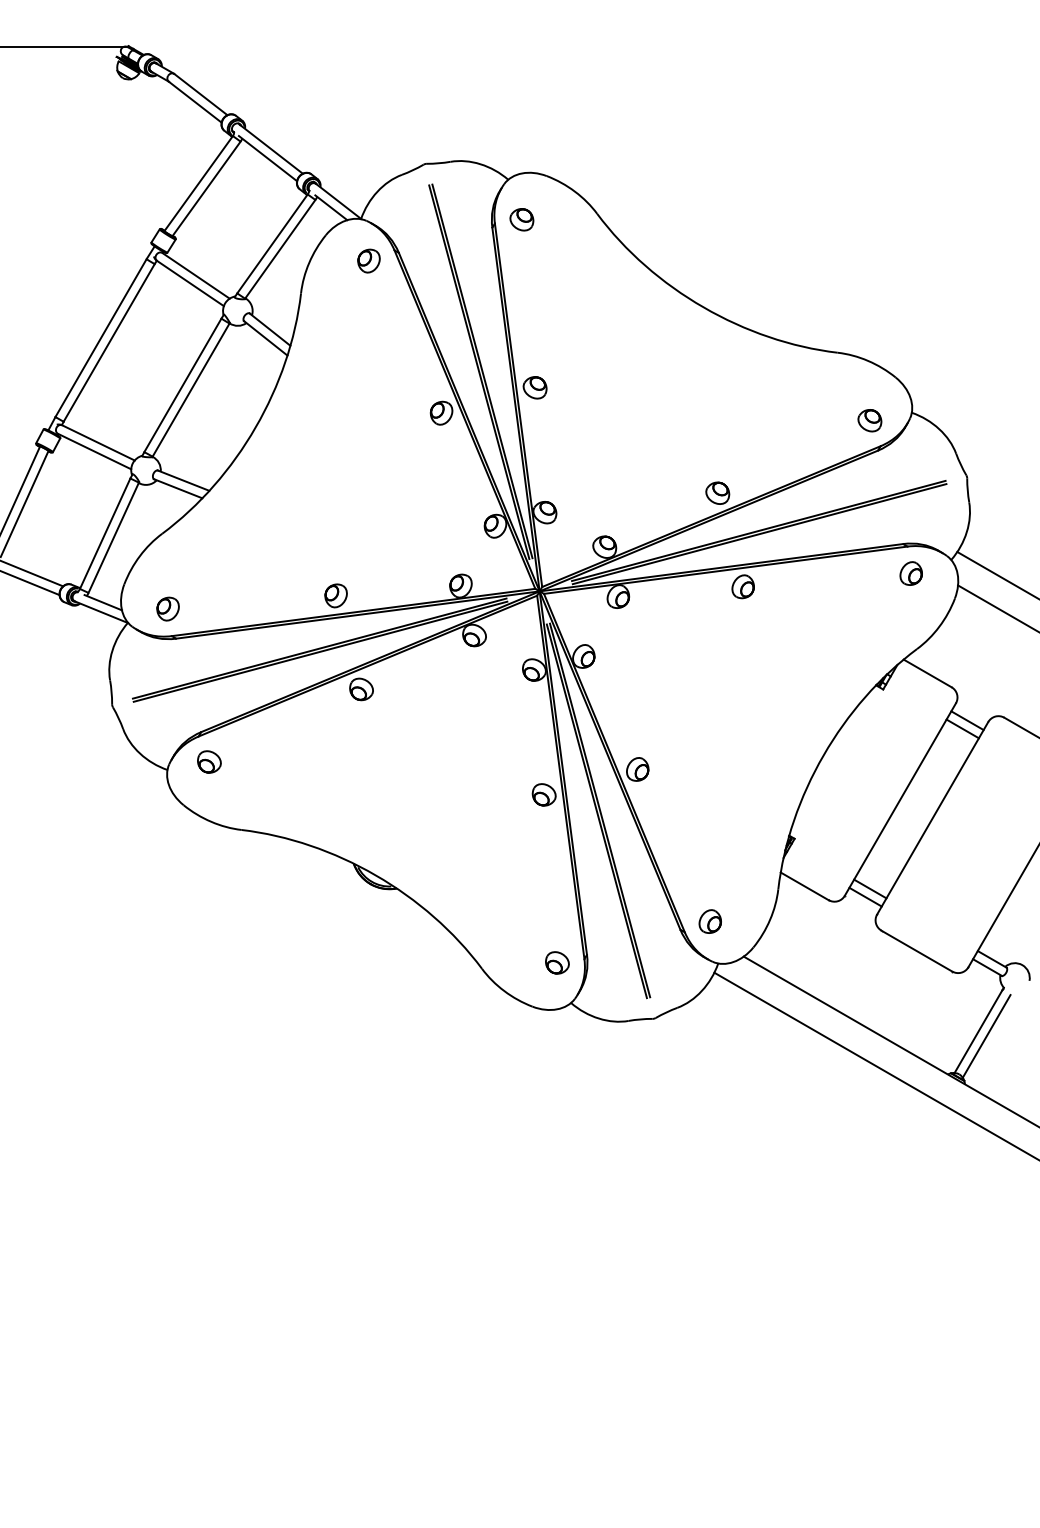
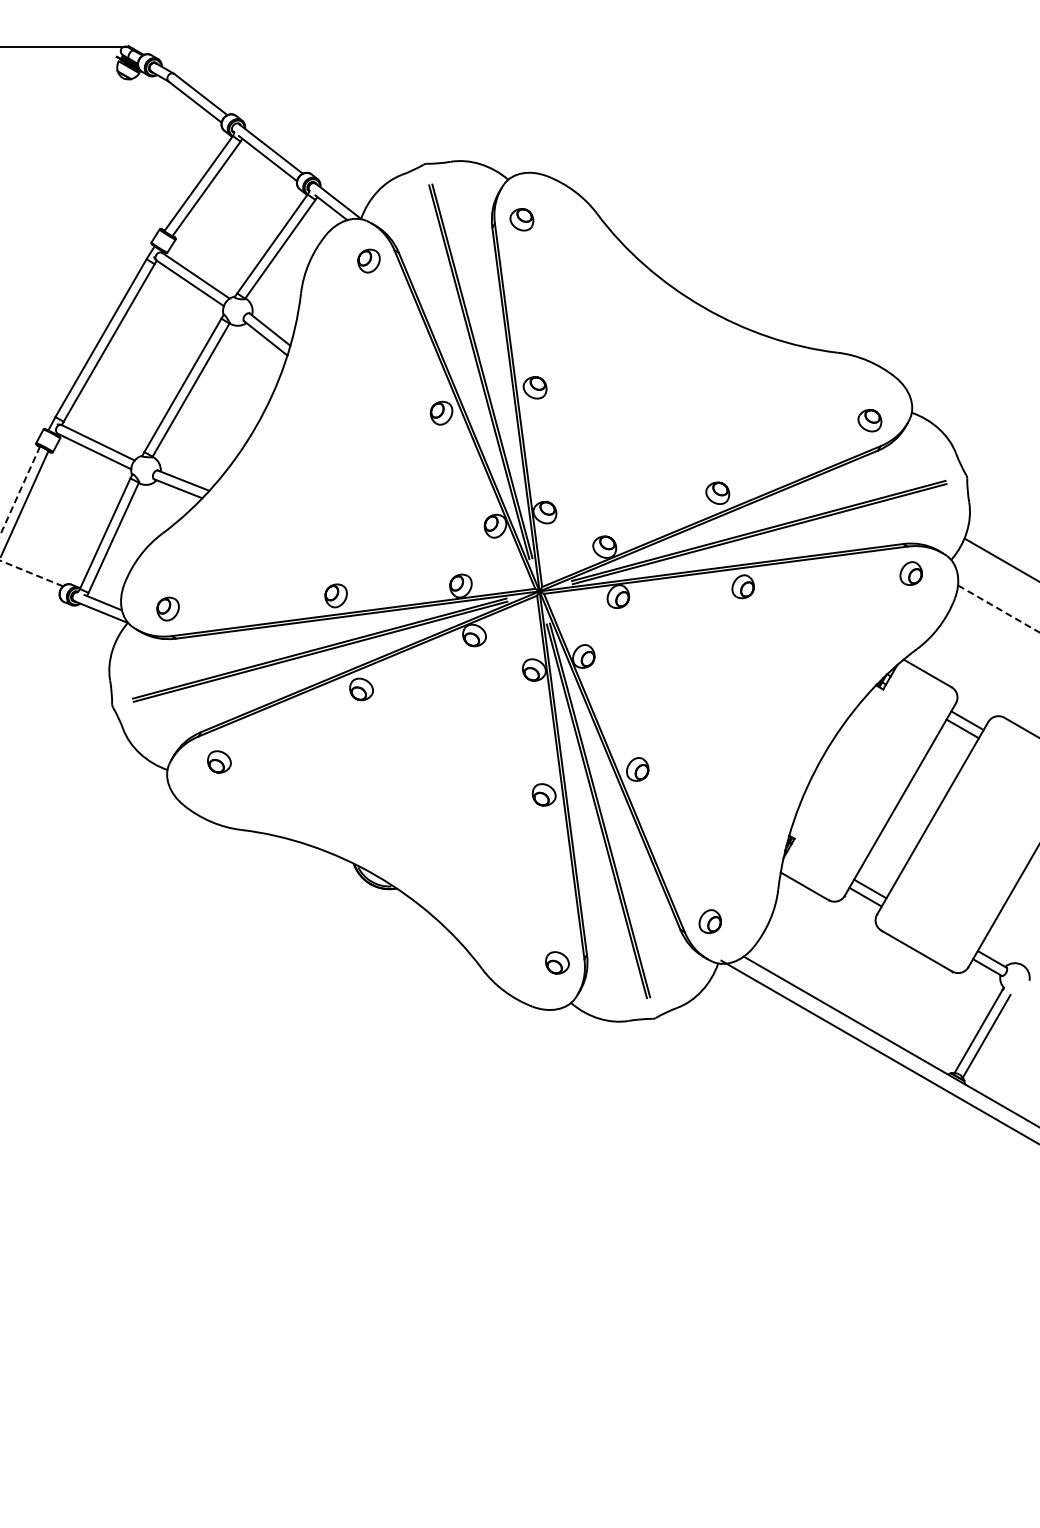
line: solid -> dashed (20, 490)
line: solid -> dashed (31, 573)
line position: (996, 574) -> (1000, 559) (1000, 559)
line: present -> none (30, 583)
line: solid -> dashed (998, 608)
part position: (209, 761) -> (219, 761) (219, 761)
line position: (875, 1065) -> (878, 1051) (878, 1051)
